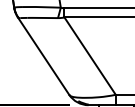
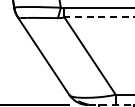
line: solid -> dashed (99, 17)
line: solid -> dashed (111, 105)
